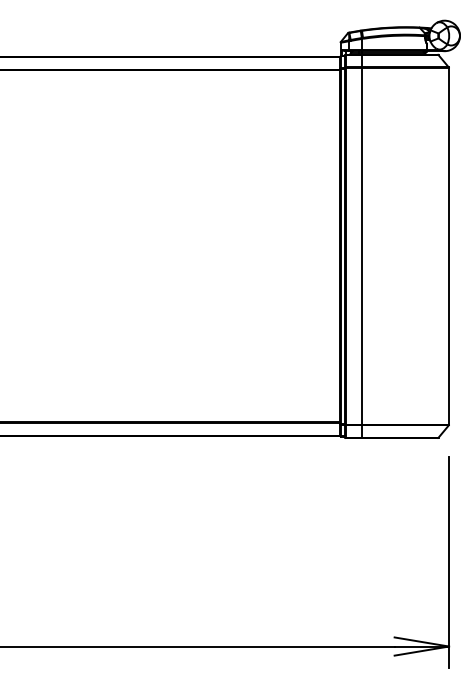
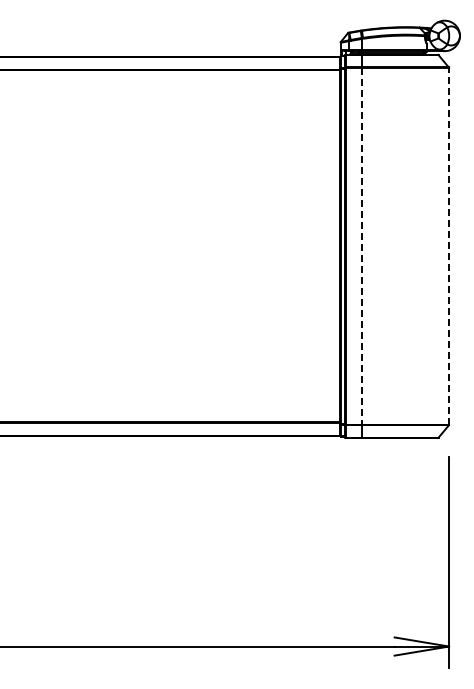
line: solid -> dashed (449, 245)
line: solid -> dashed (361, 246)
